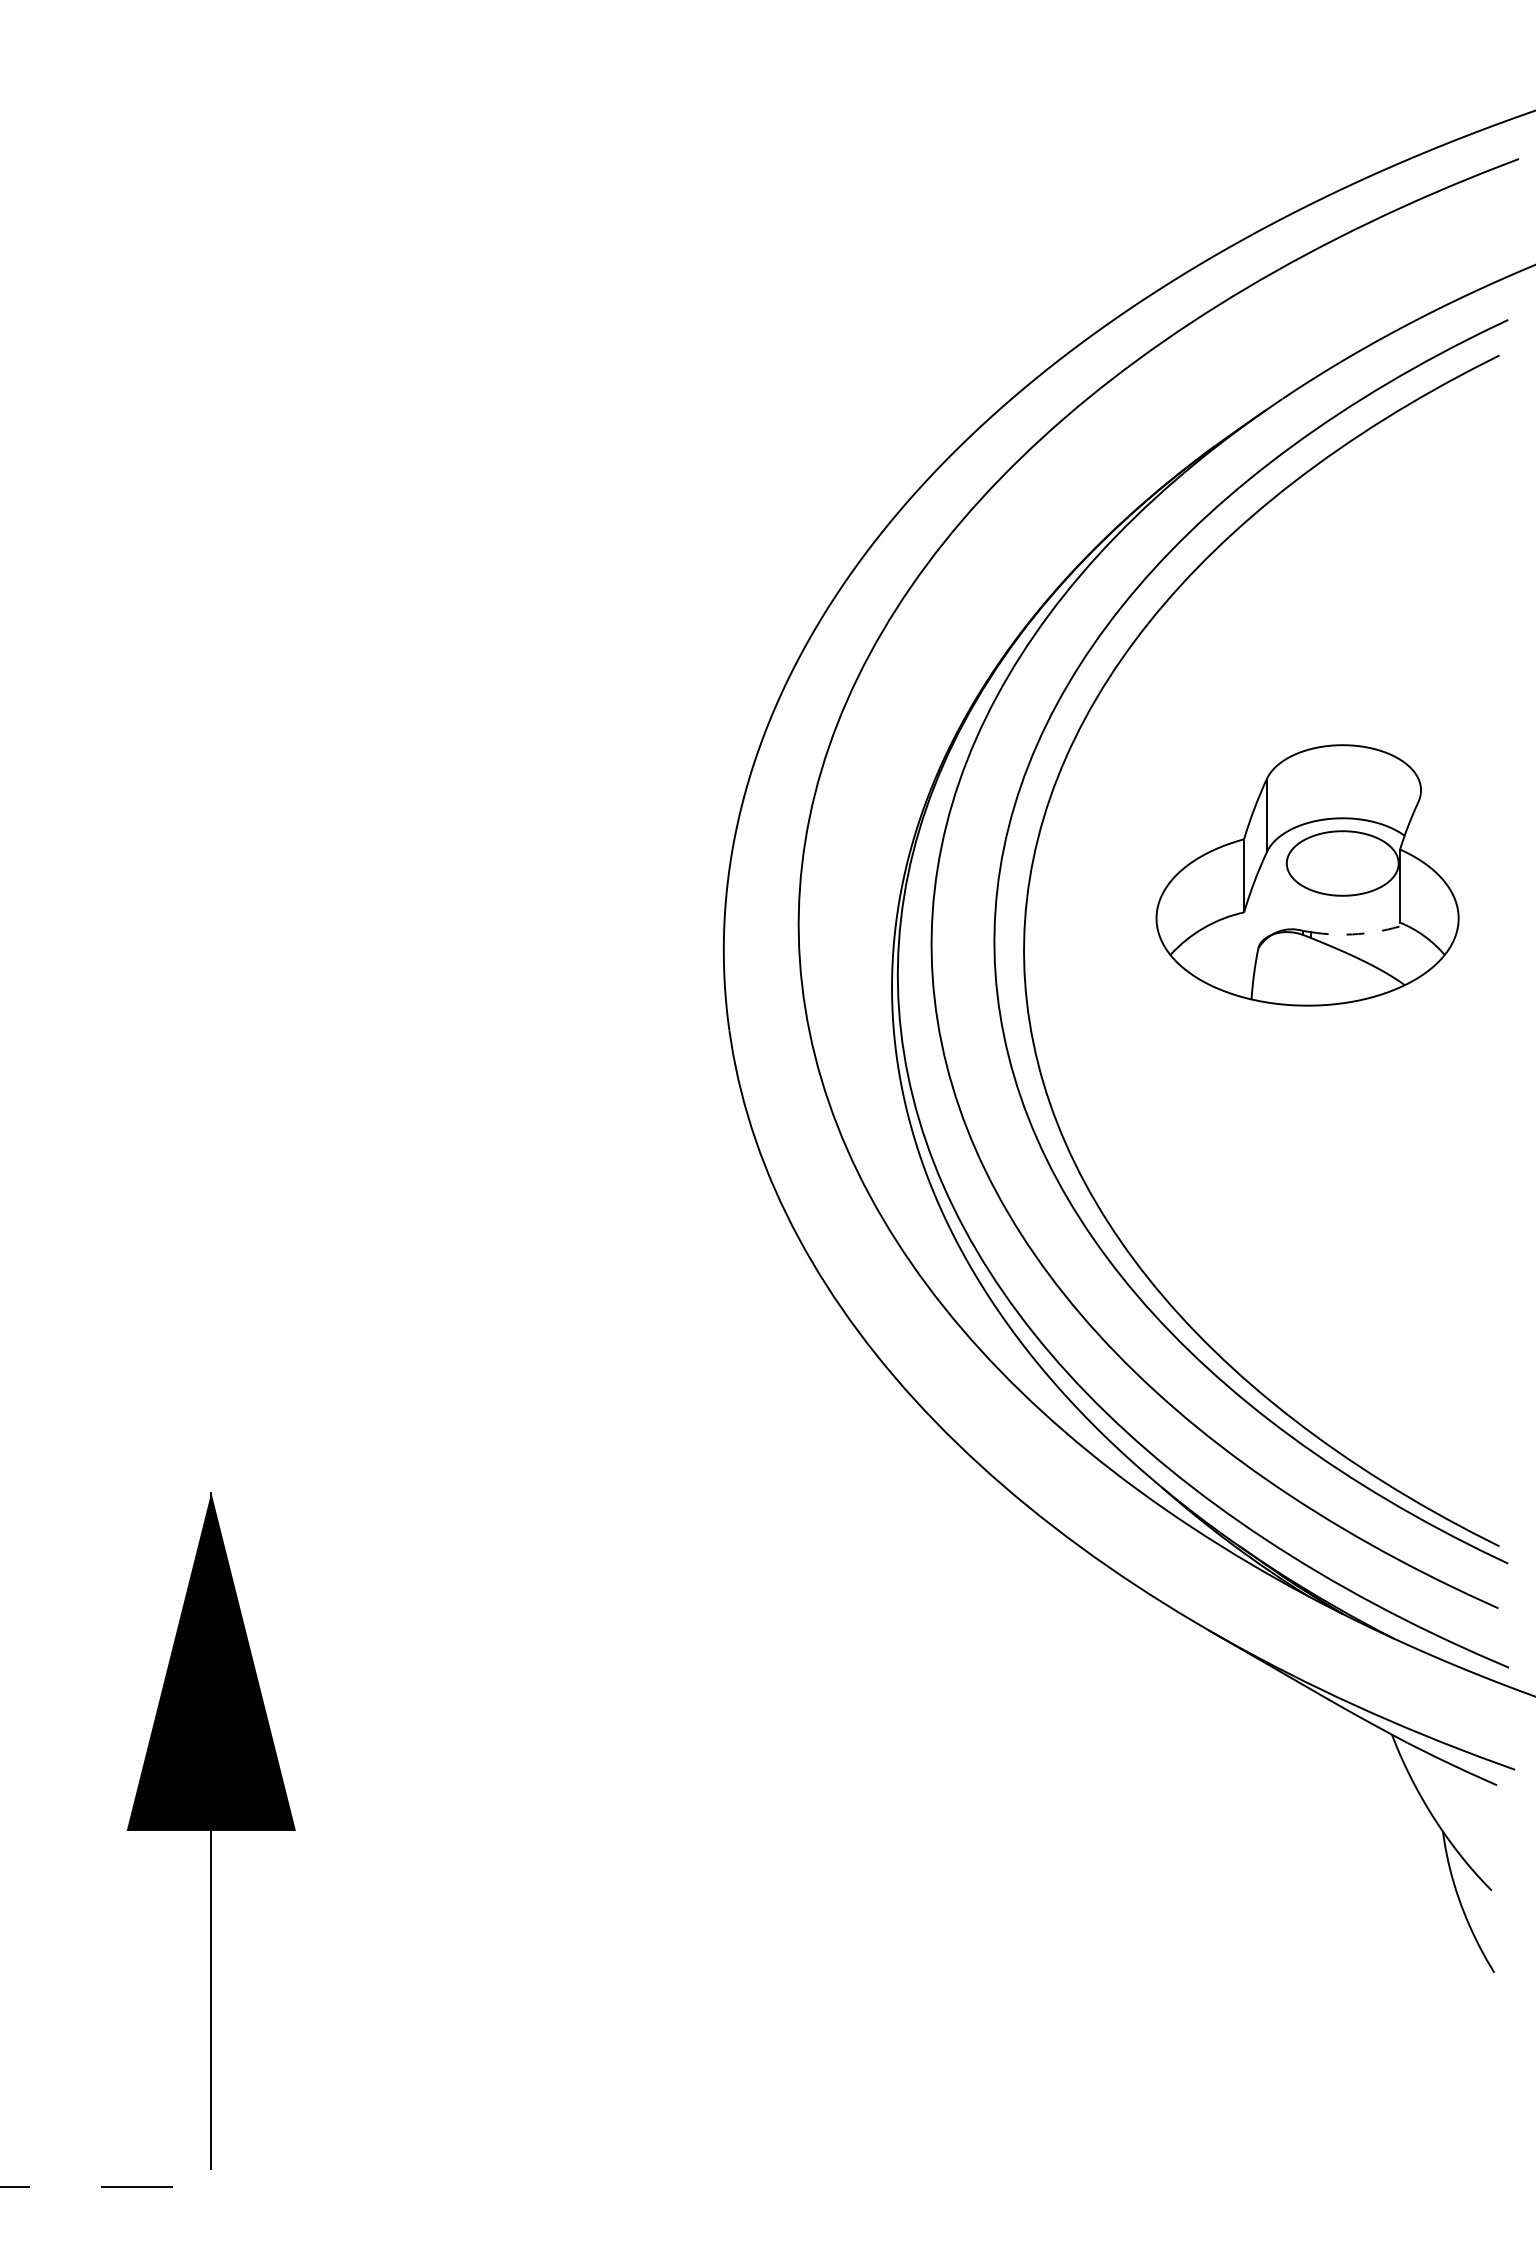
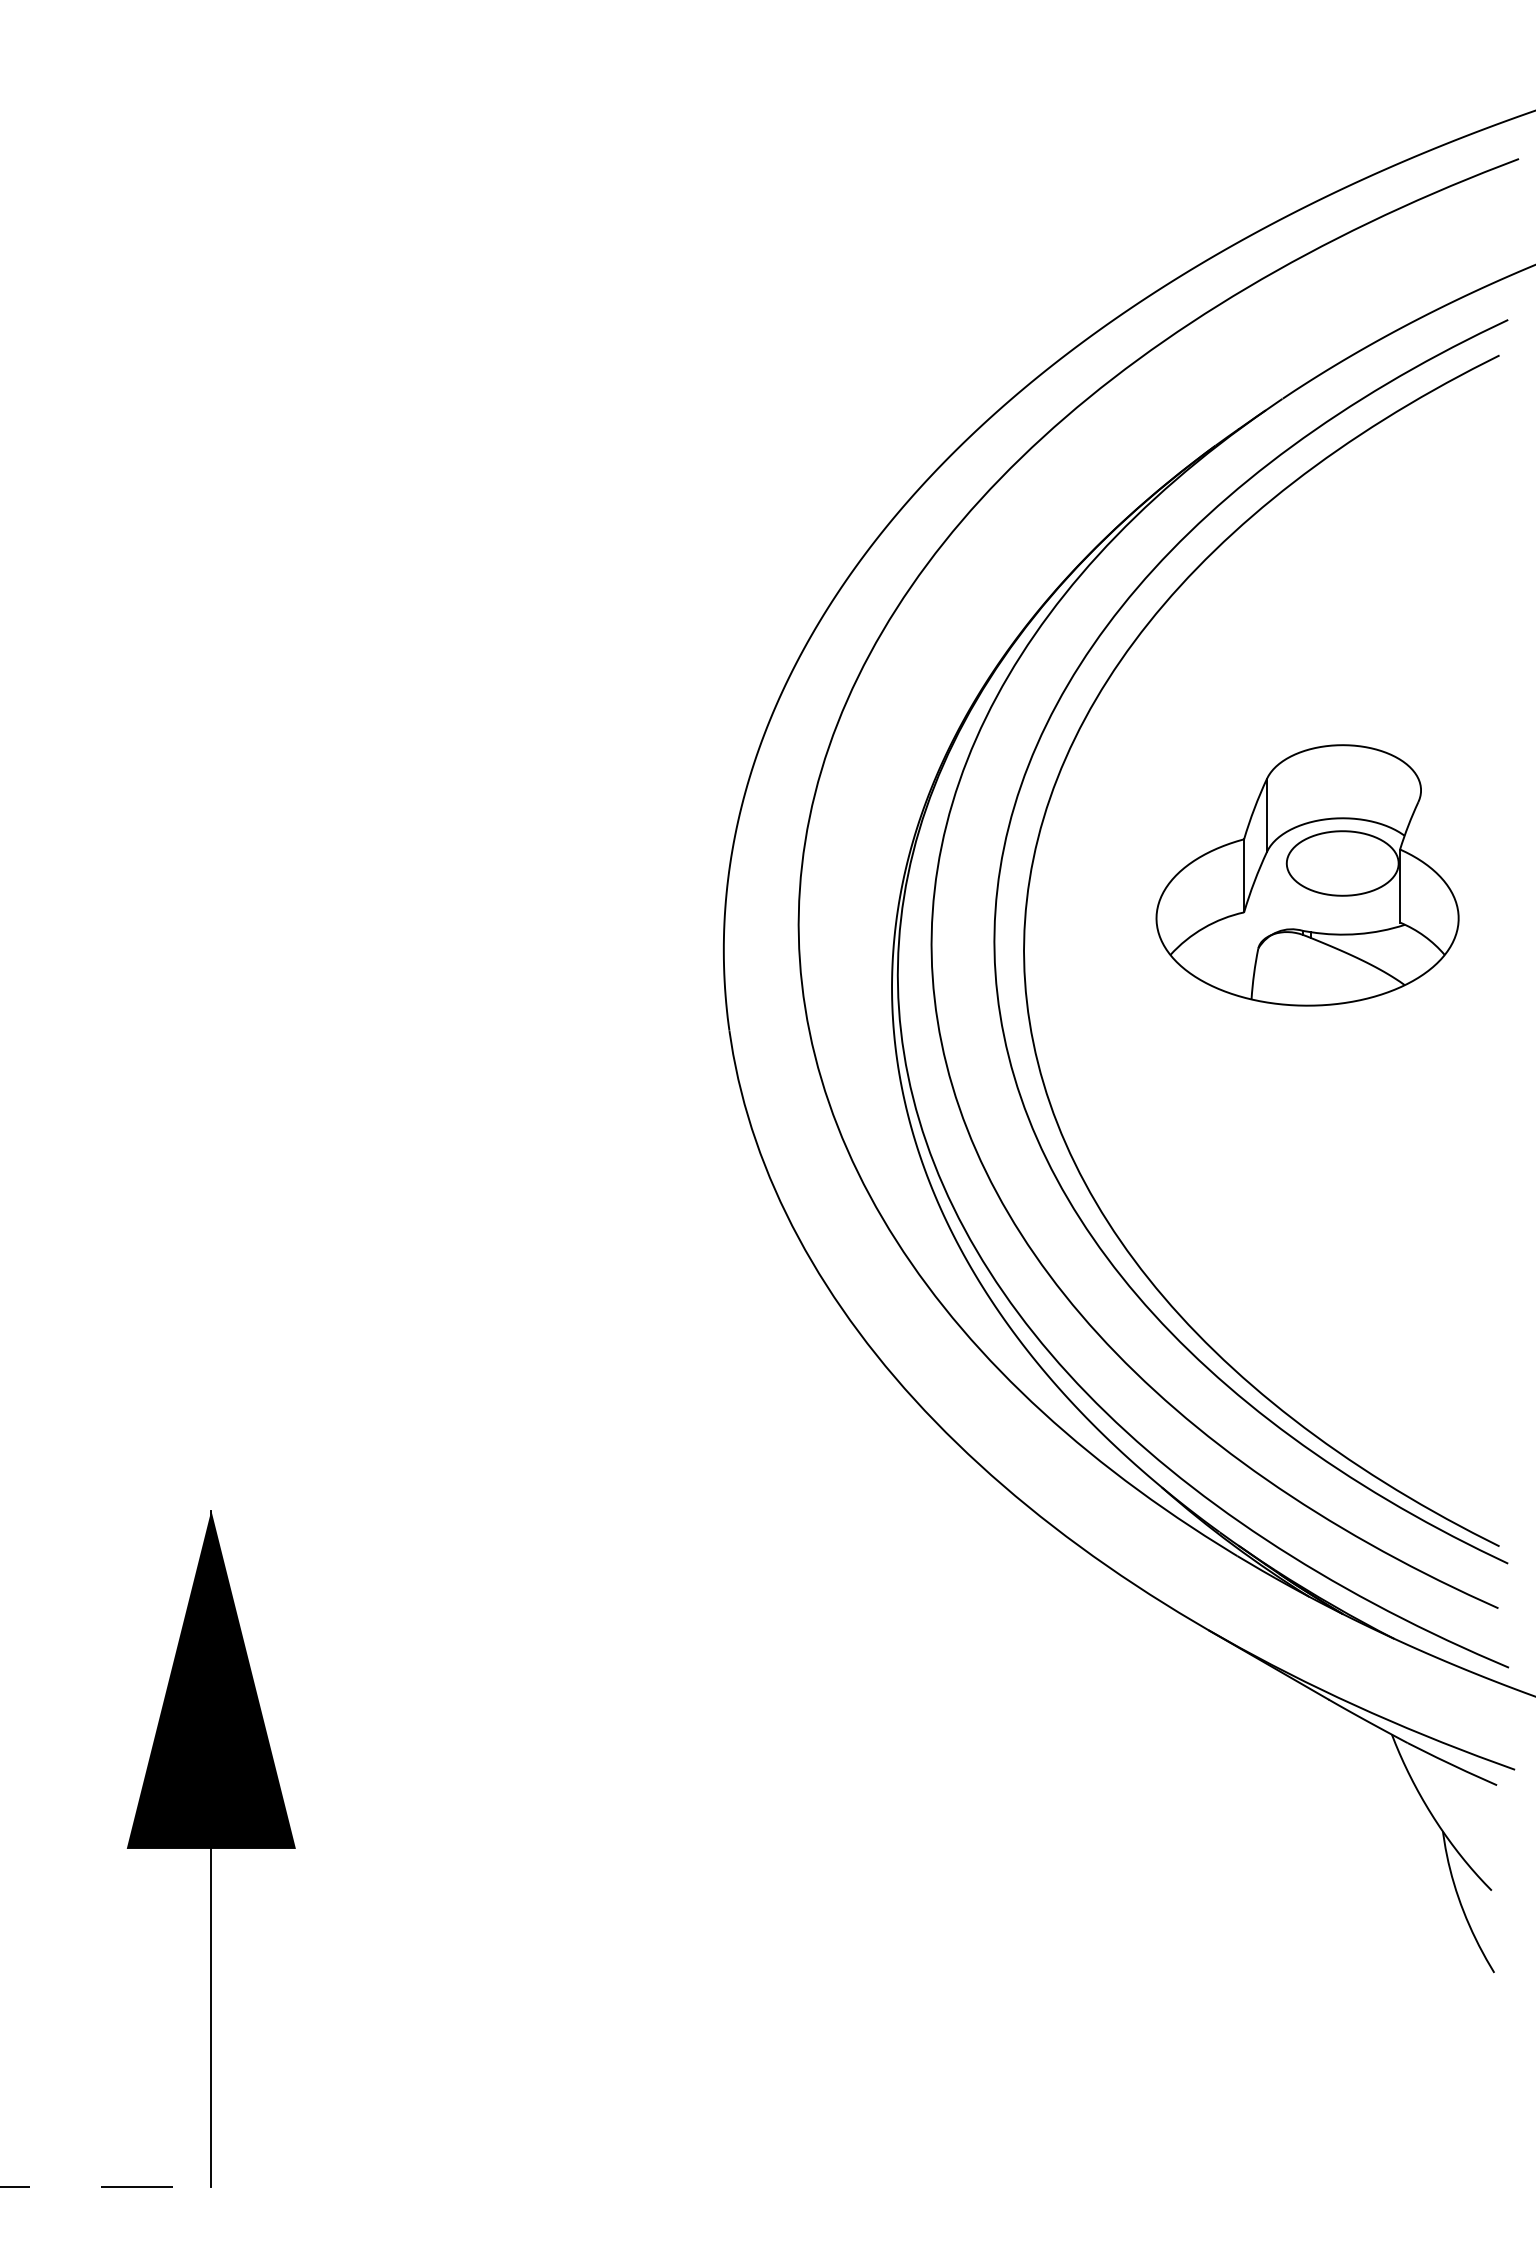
arc: dashed -> solid (1358, 934)
part position: (210, 1830) -> (210, 1848) (210, 1848)
